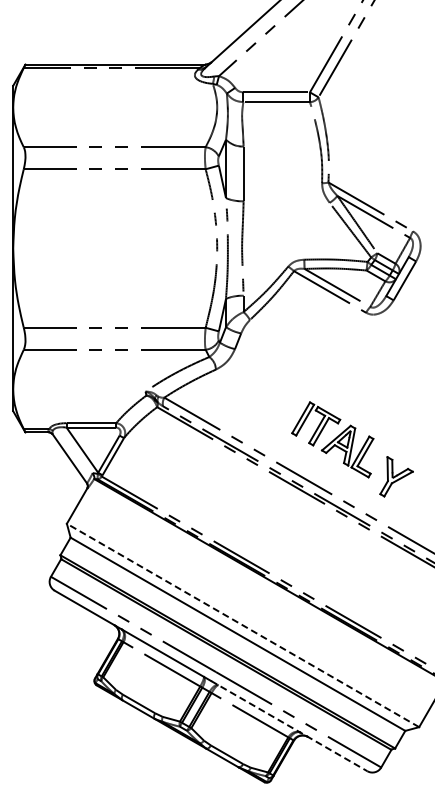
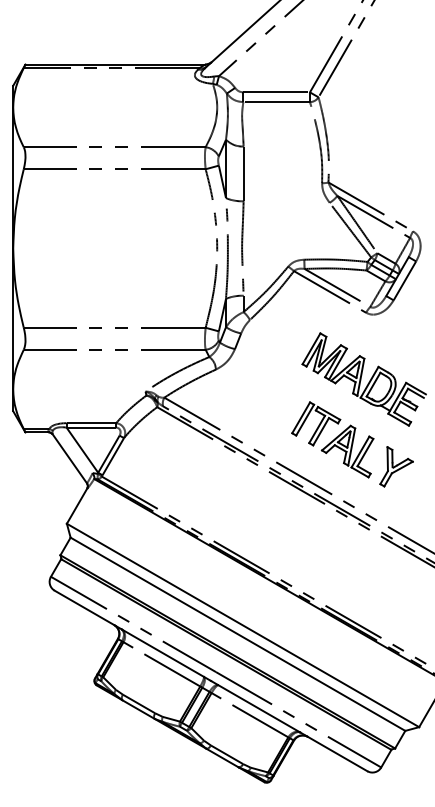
part: none -> present (363, 379)
part position: (396, 476) -> (396, 466) (396, 466)
line: dashed -> solid (242, 625)
line: dashed -> solid (289, 726)
